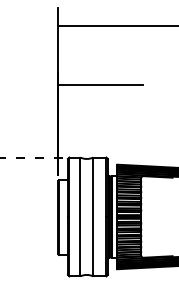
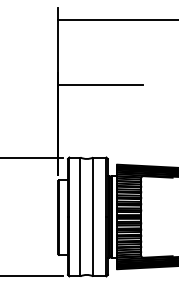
line position: (116, 25) -> (116, 19) (116, 19)
line: dashed -> solid (31, 157)
line: none -> present (32, 276)
